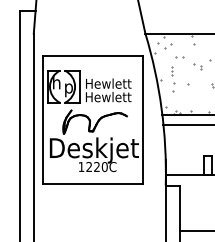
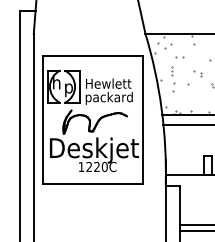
part position: (197, 66) -> (197, 73) (197, 73)
text: Hewlett -> packard (108, 97)
line: none -> present (195, 225)
